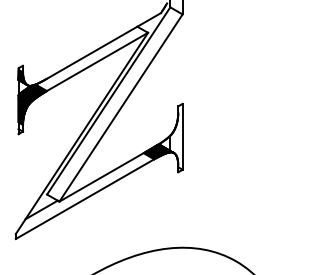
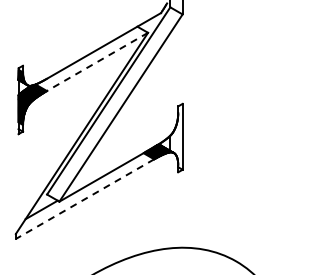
line: solid -> dashed (97, 62)
line: solid -> dashed (85, 199)
